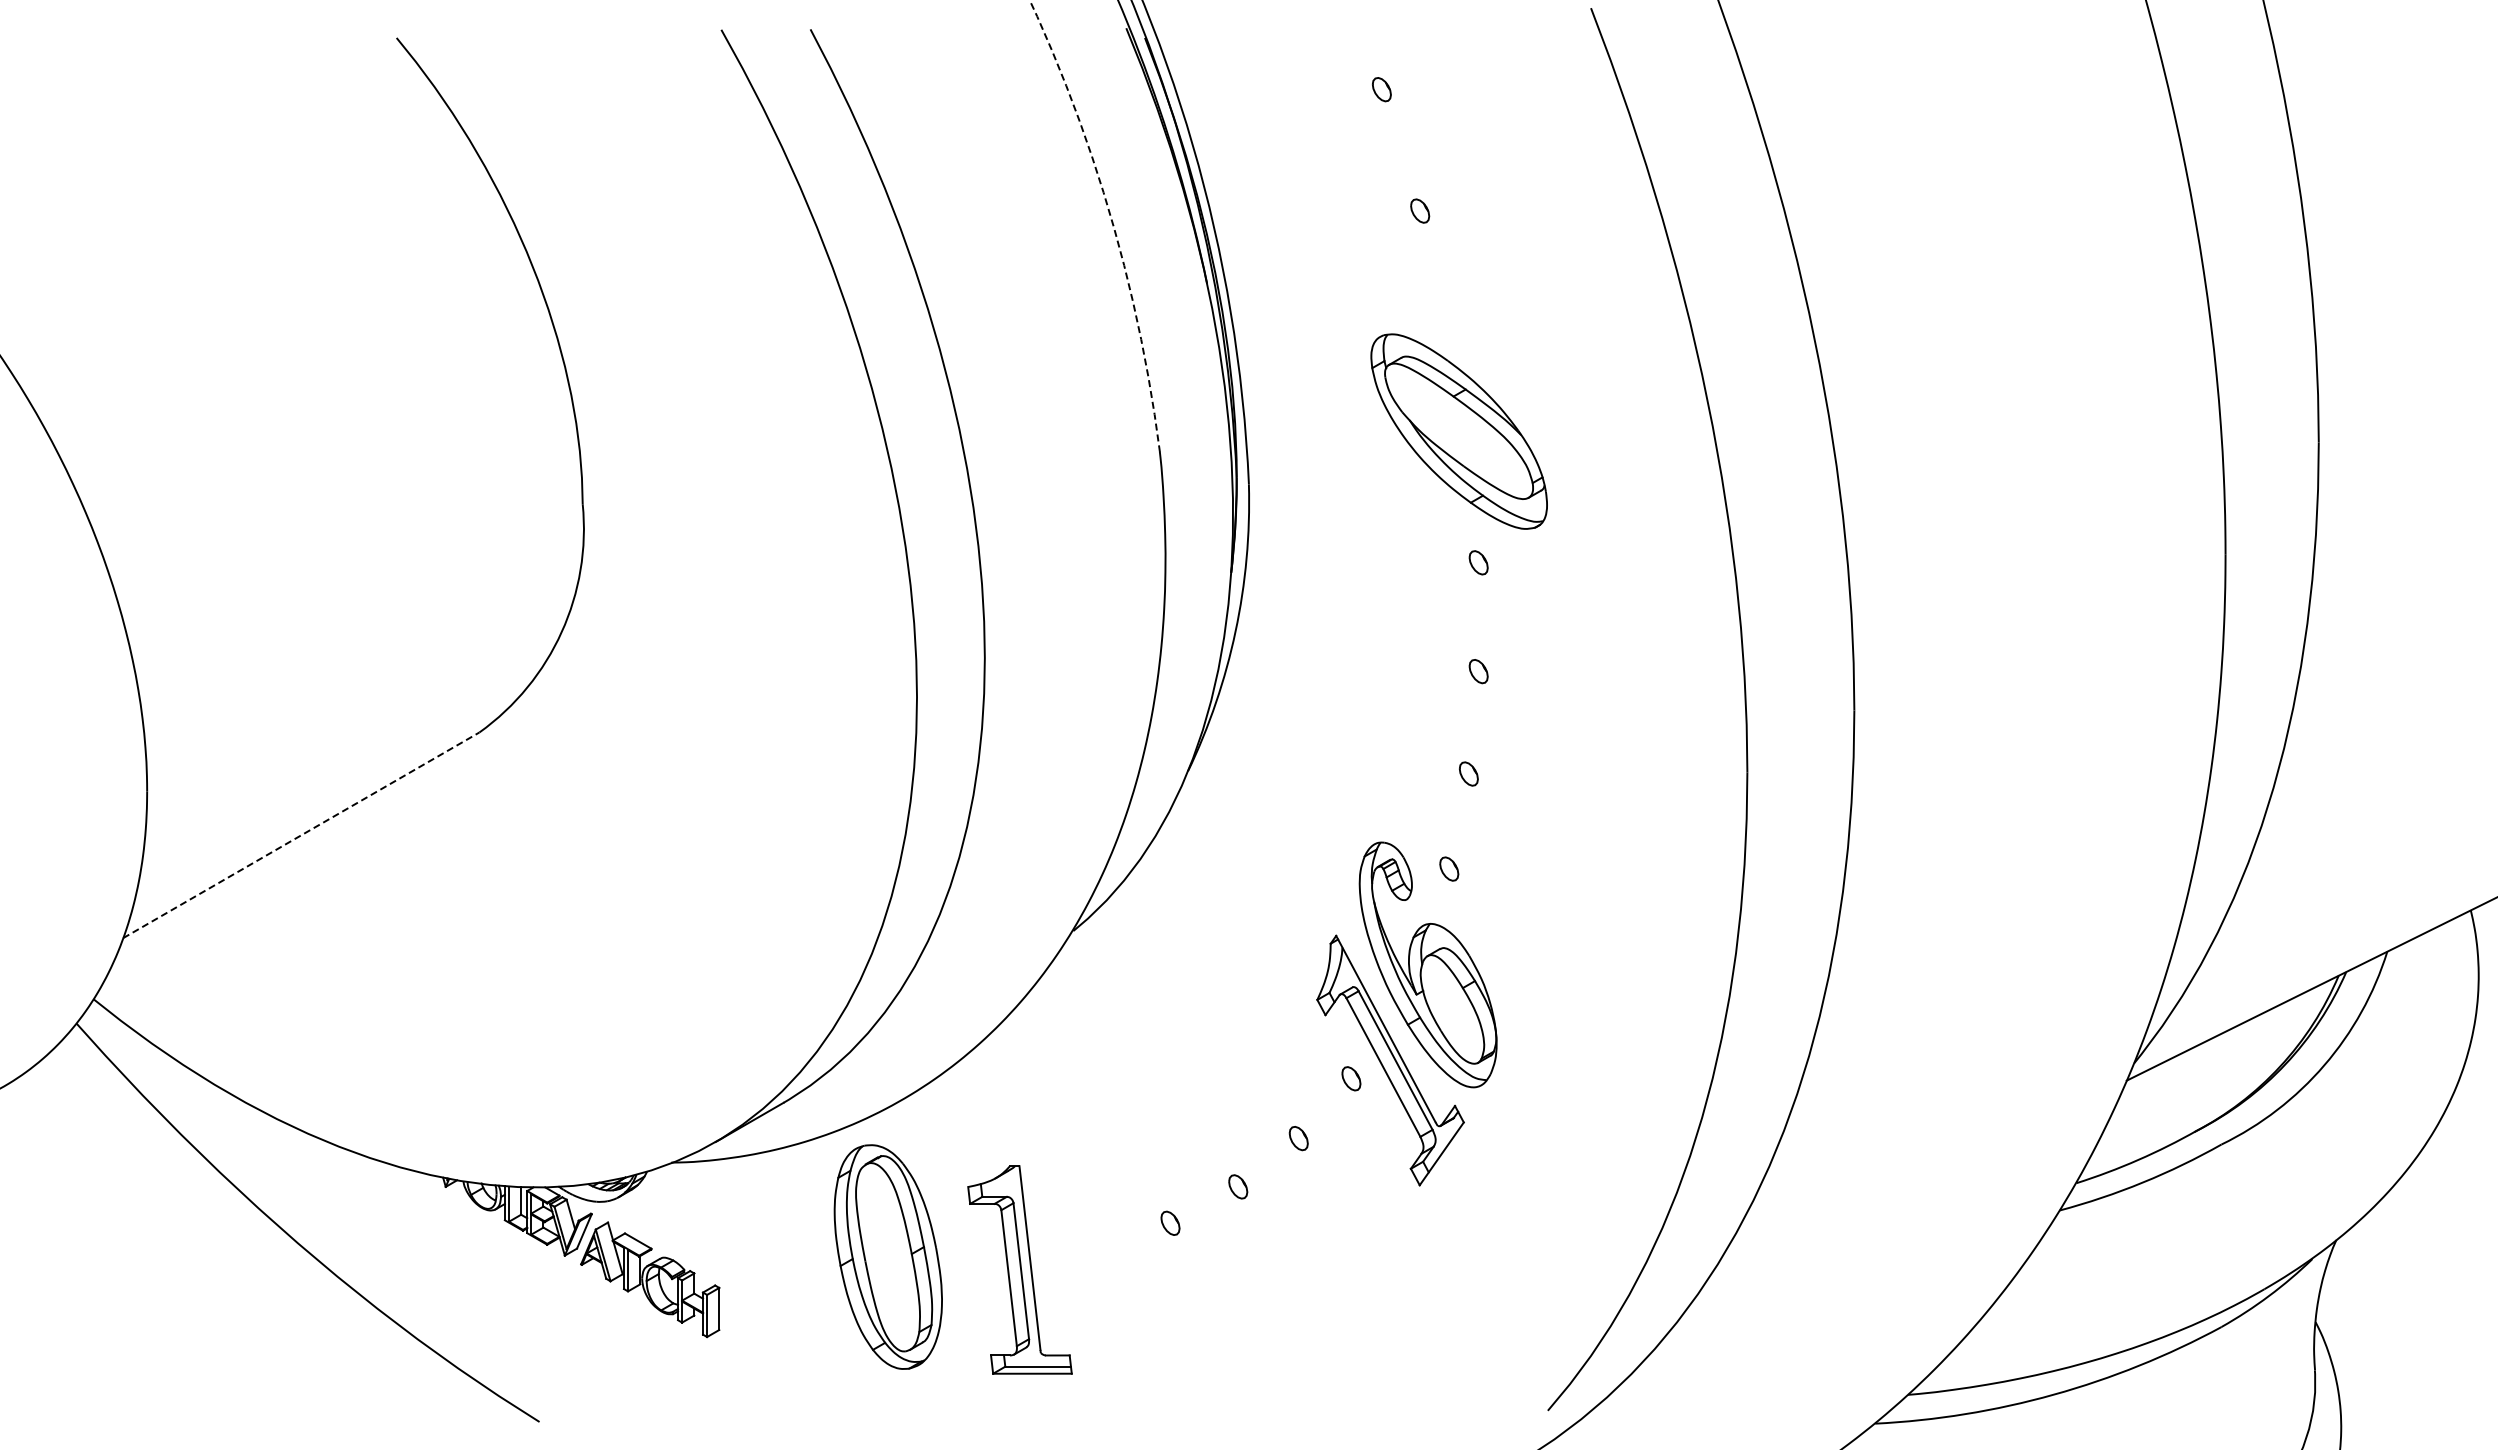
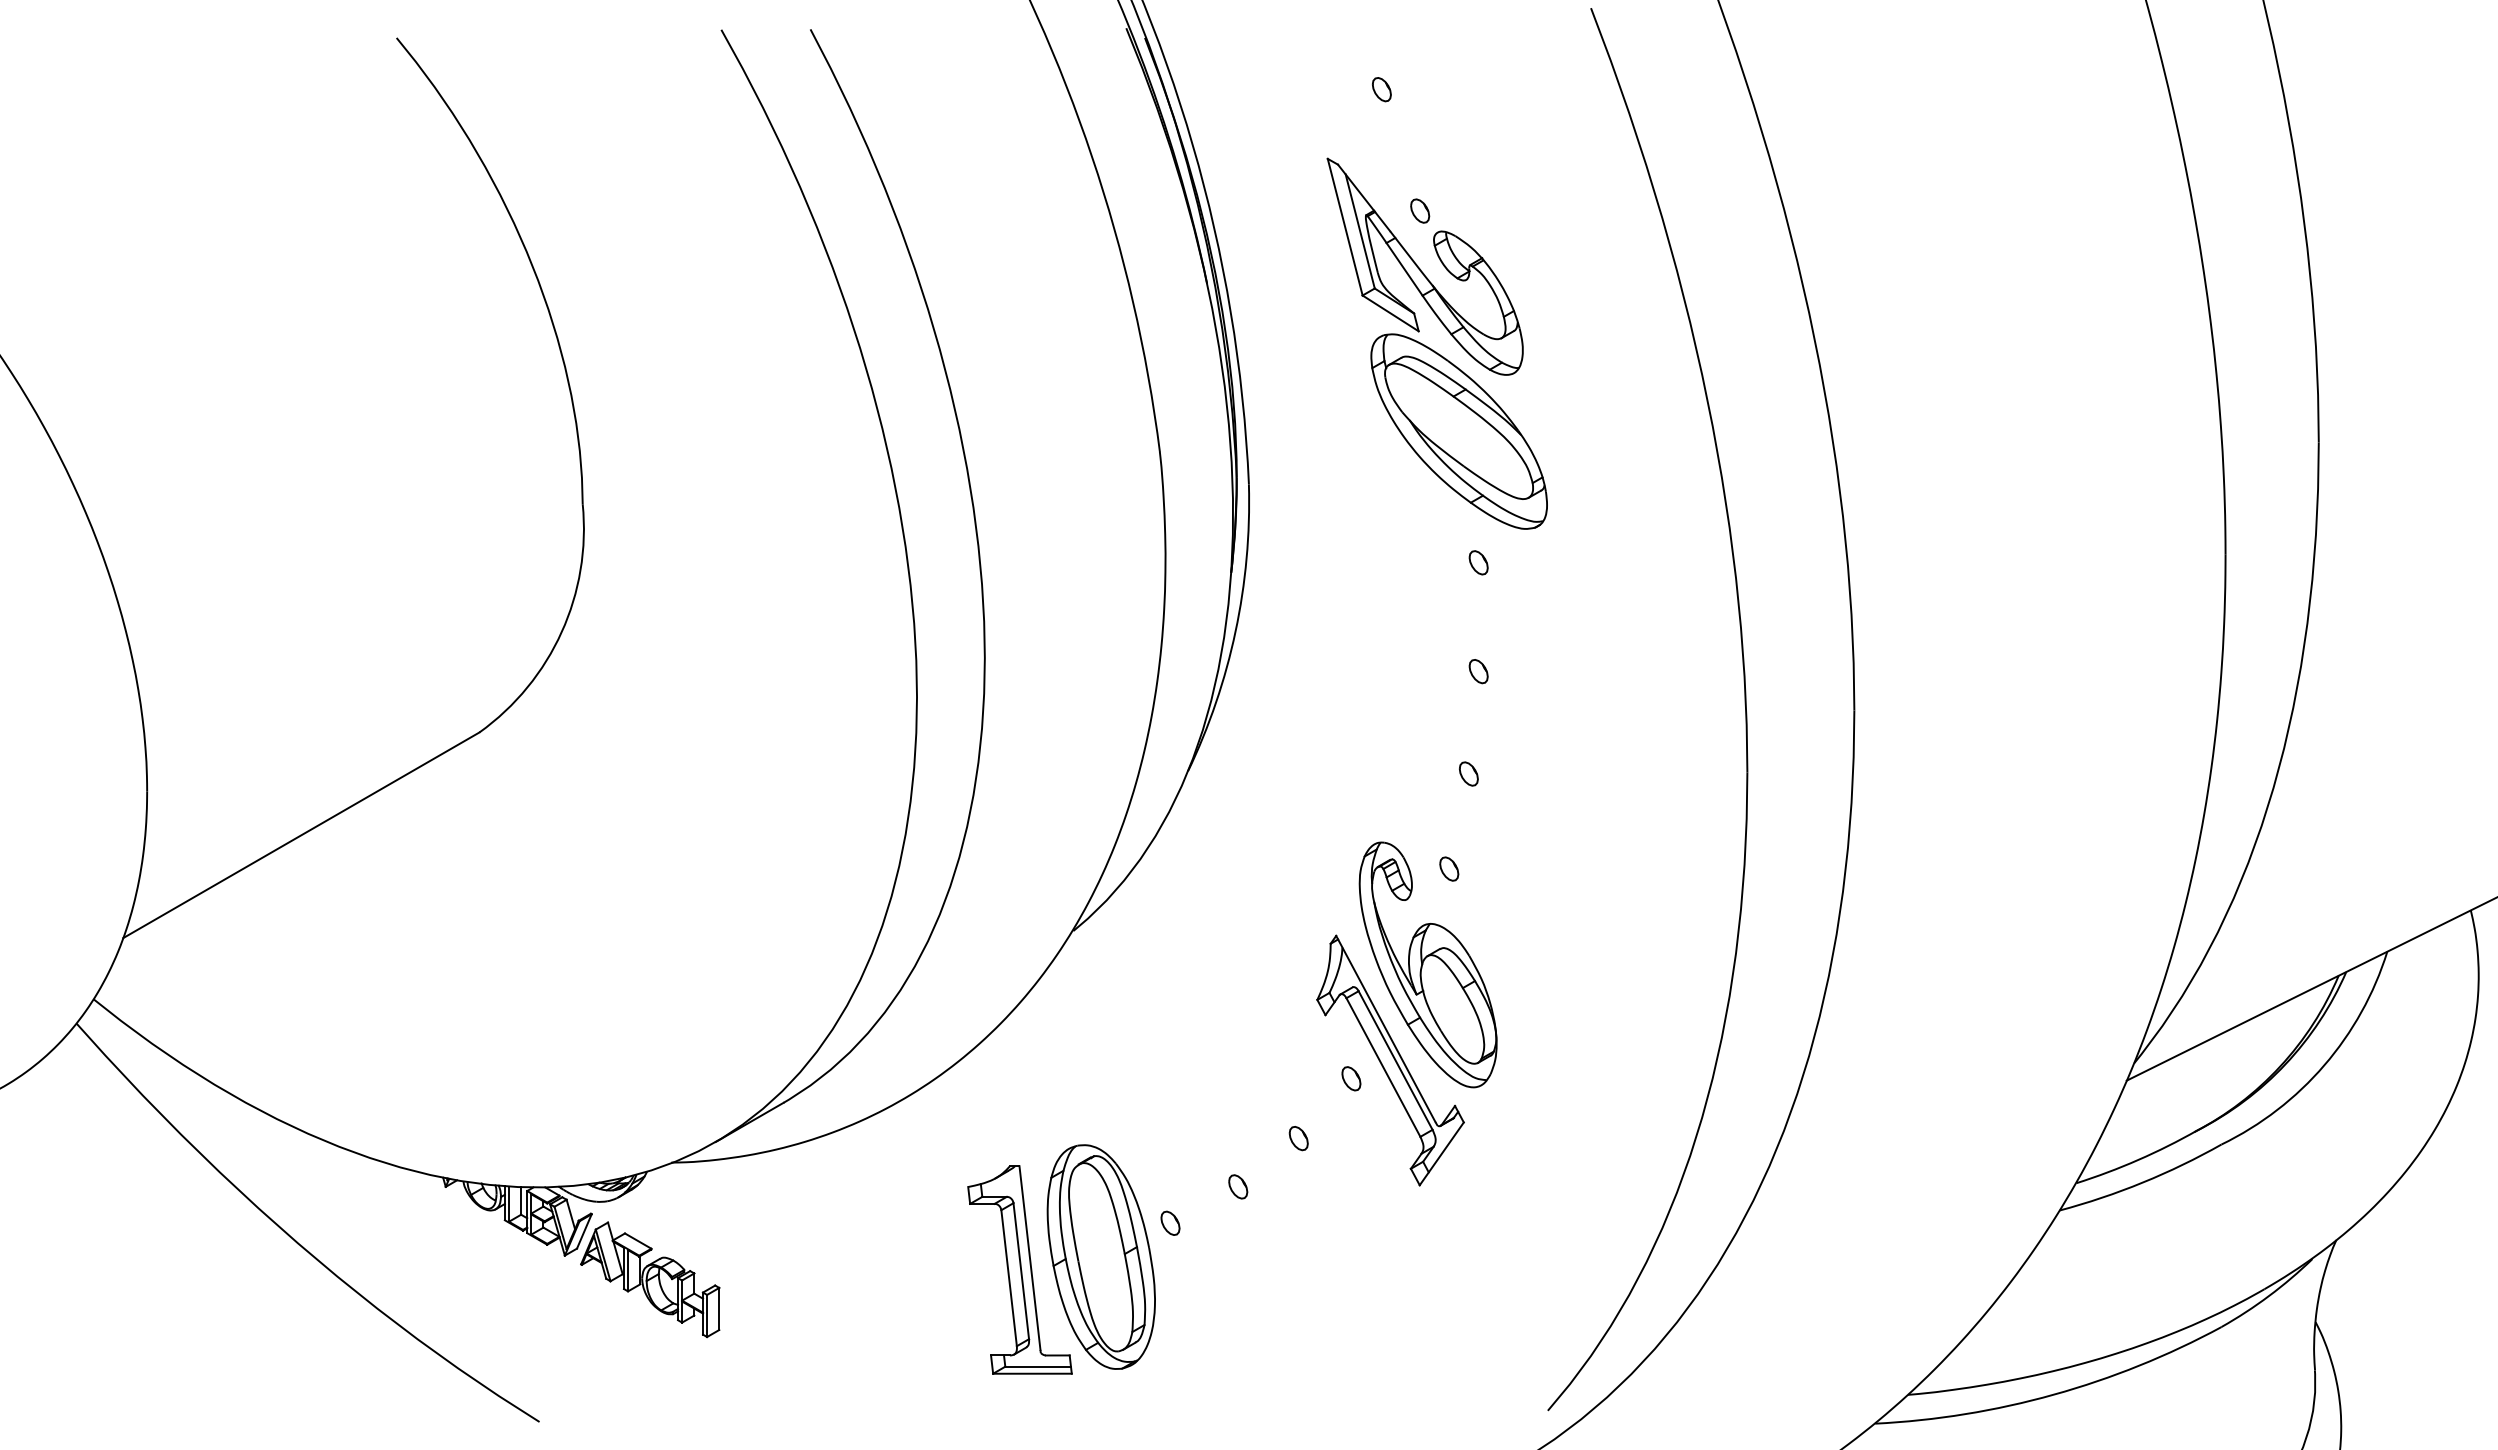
arc: dashed -> solid (1112, 221)
part: none -> present (1424, 266)
line: dashed -> solid (301, 835)
part position: (887, 1256) -> (1100, 1256) (1100, 1256)
